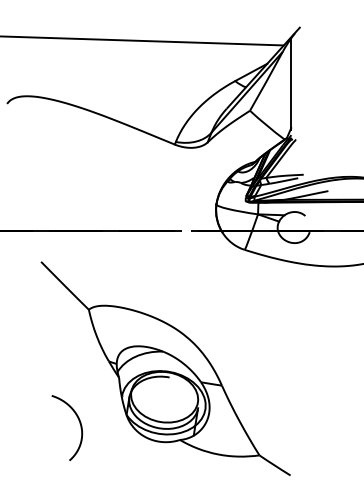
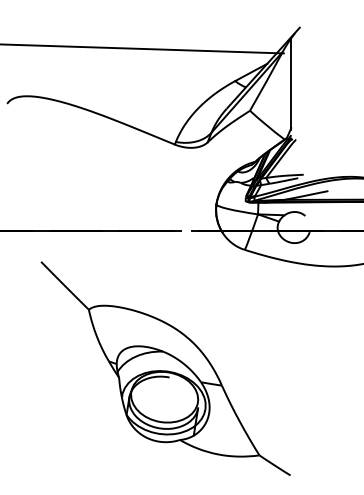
line position: (142, 40) -> (142, 48) (142, 48)
curve: present -> none (79, 423)
